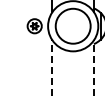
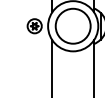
line: dashed -> solid (52, 68)
line: dashed -> solid (93, 68)
